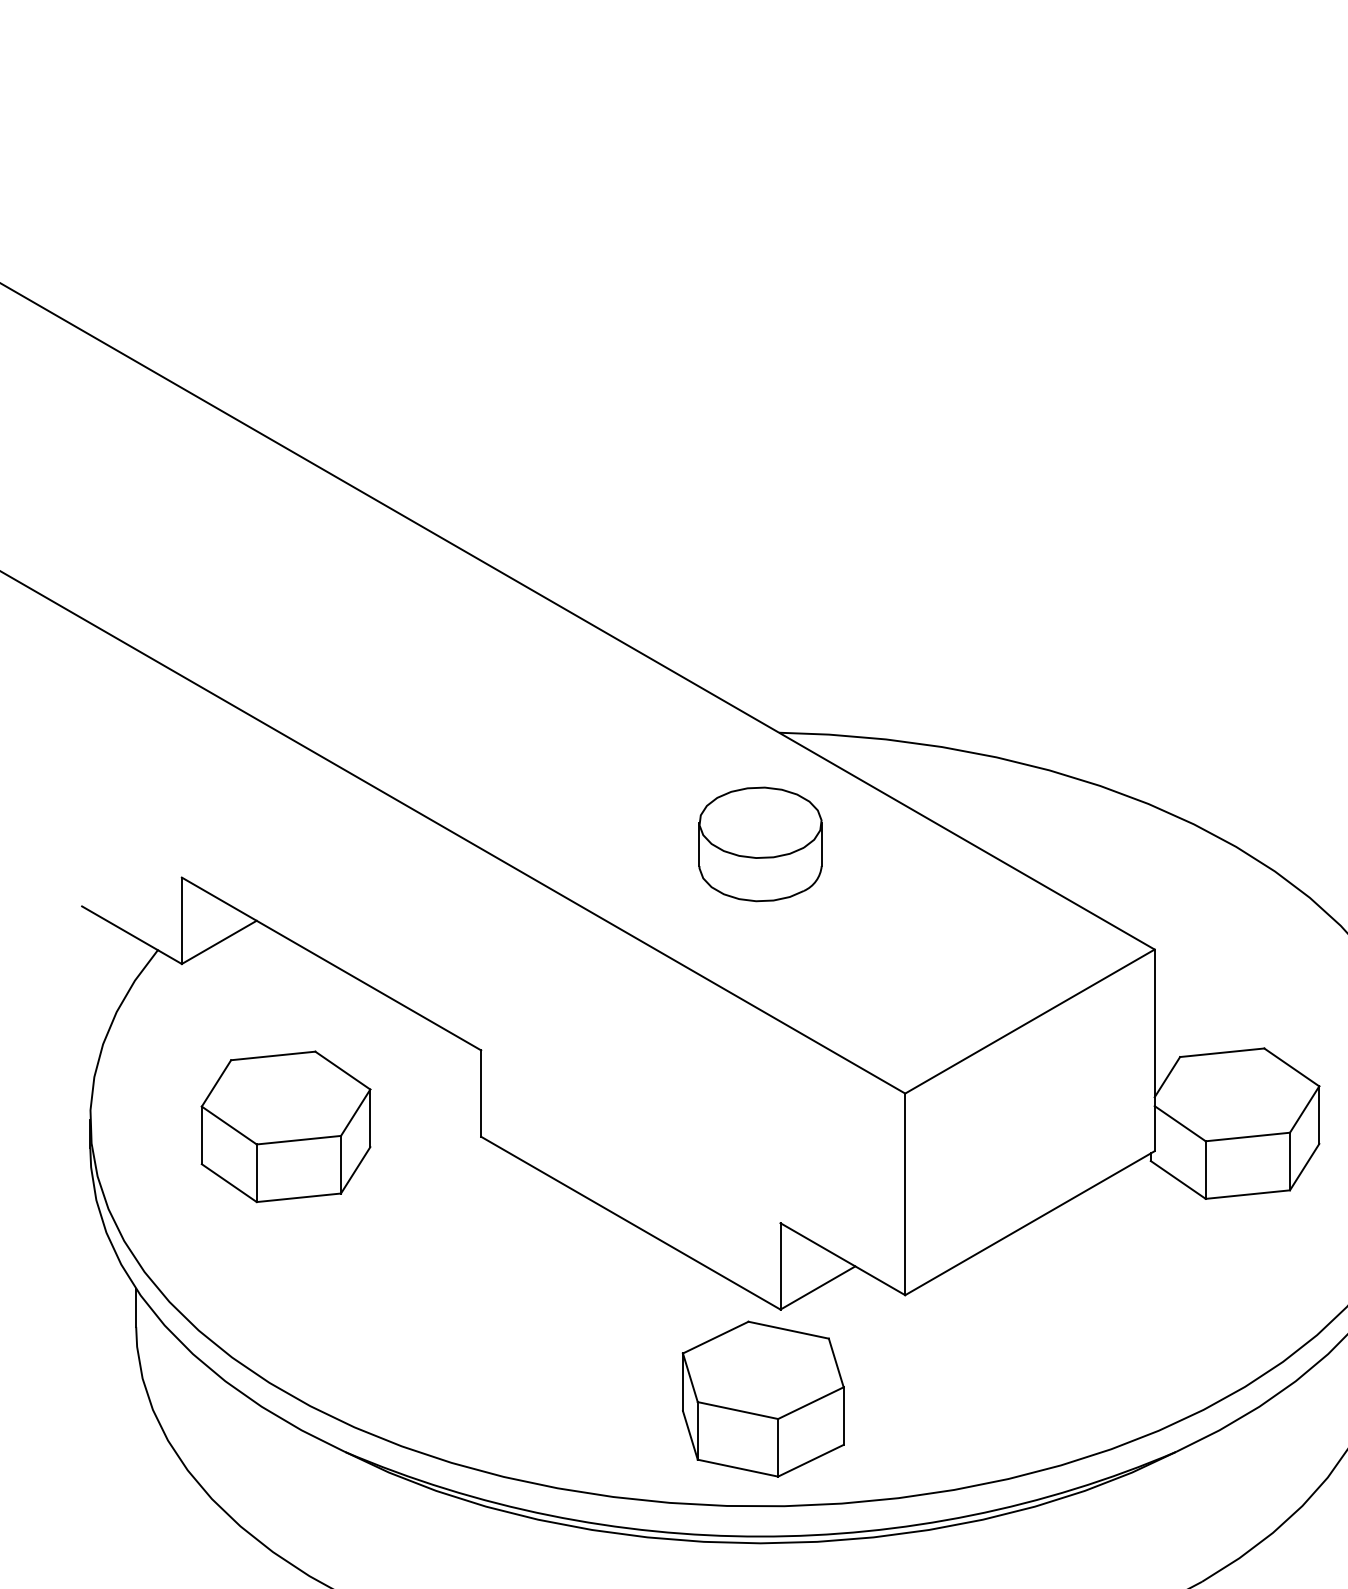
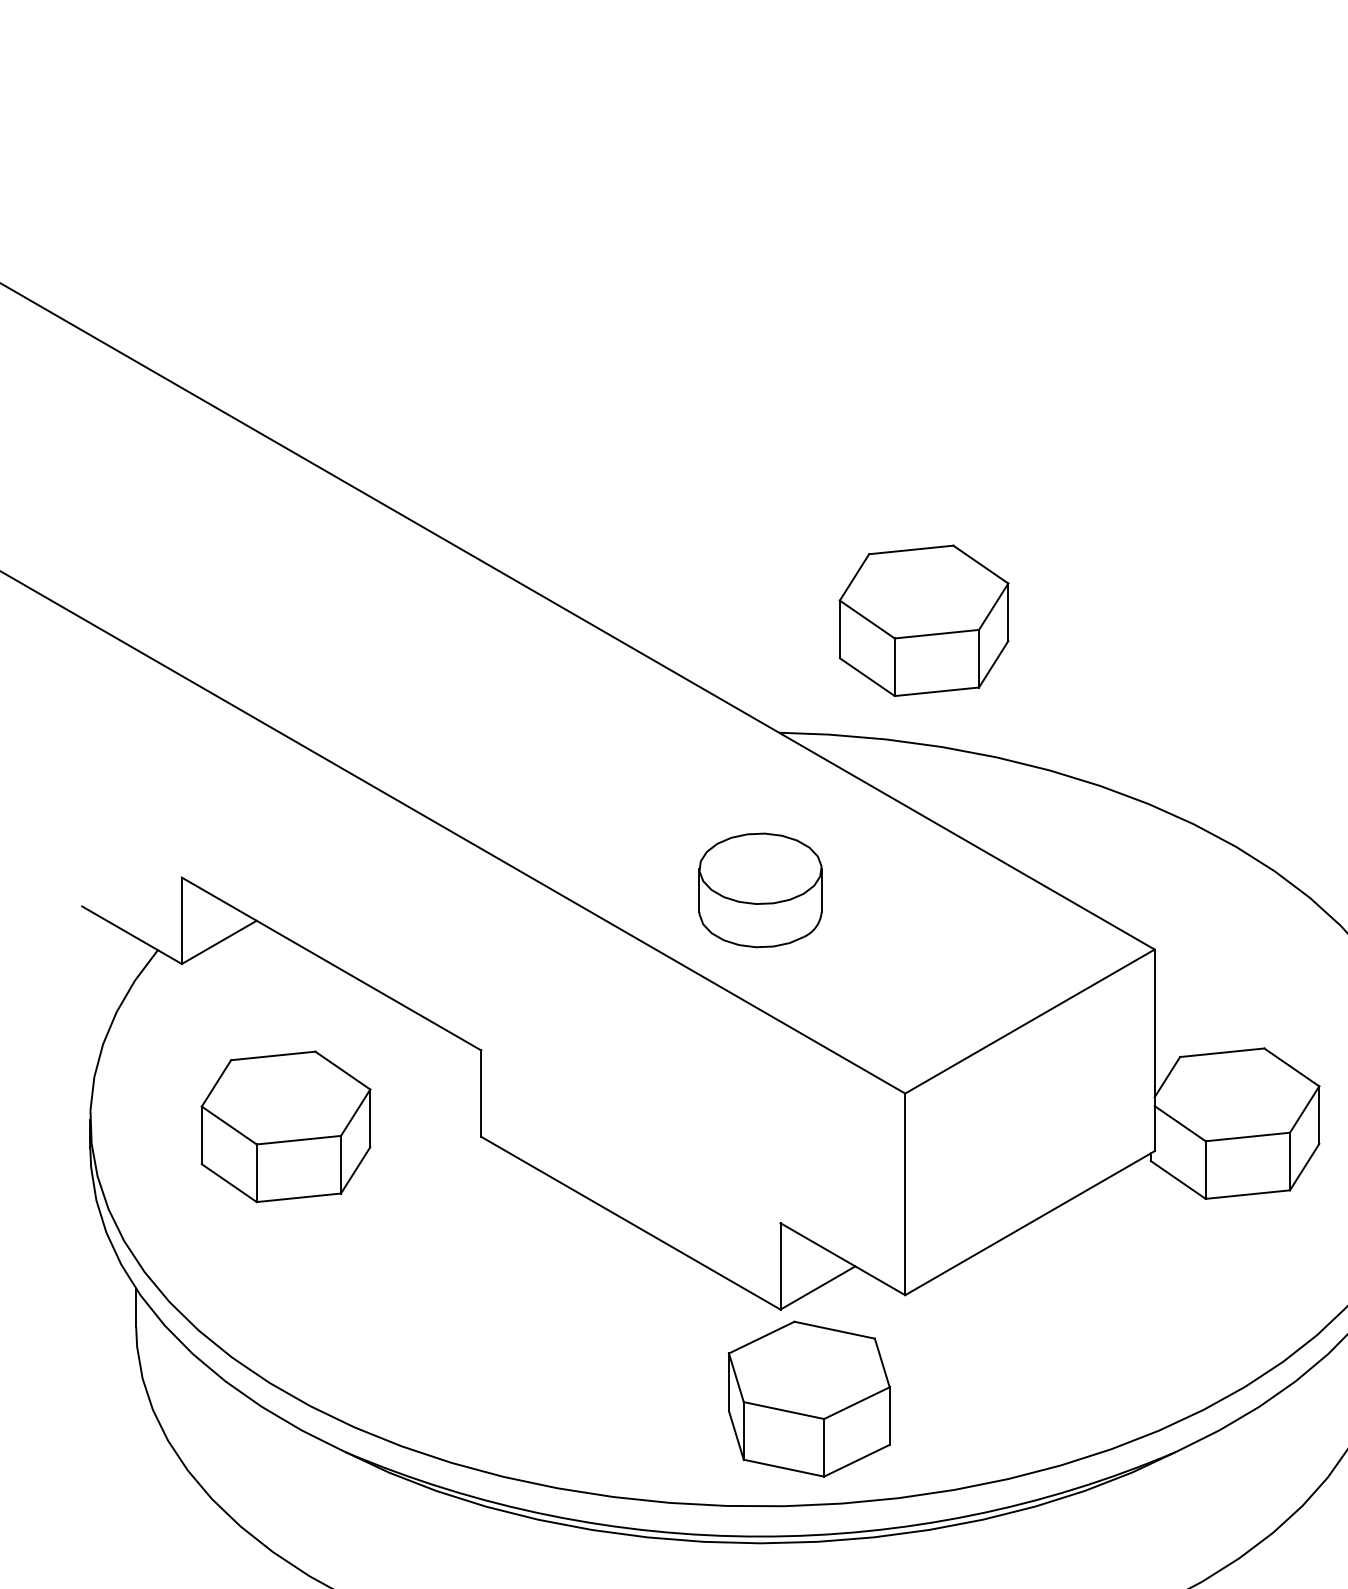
part: none -> present (923, 620)
part position: (760, 844) -> (760, 890) (760, 890)
part position: (762, 1398) -> (808, 1398) (808, 1398)
